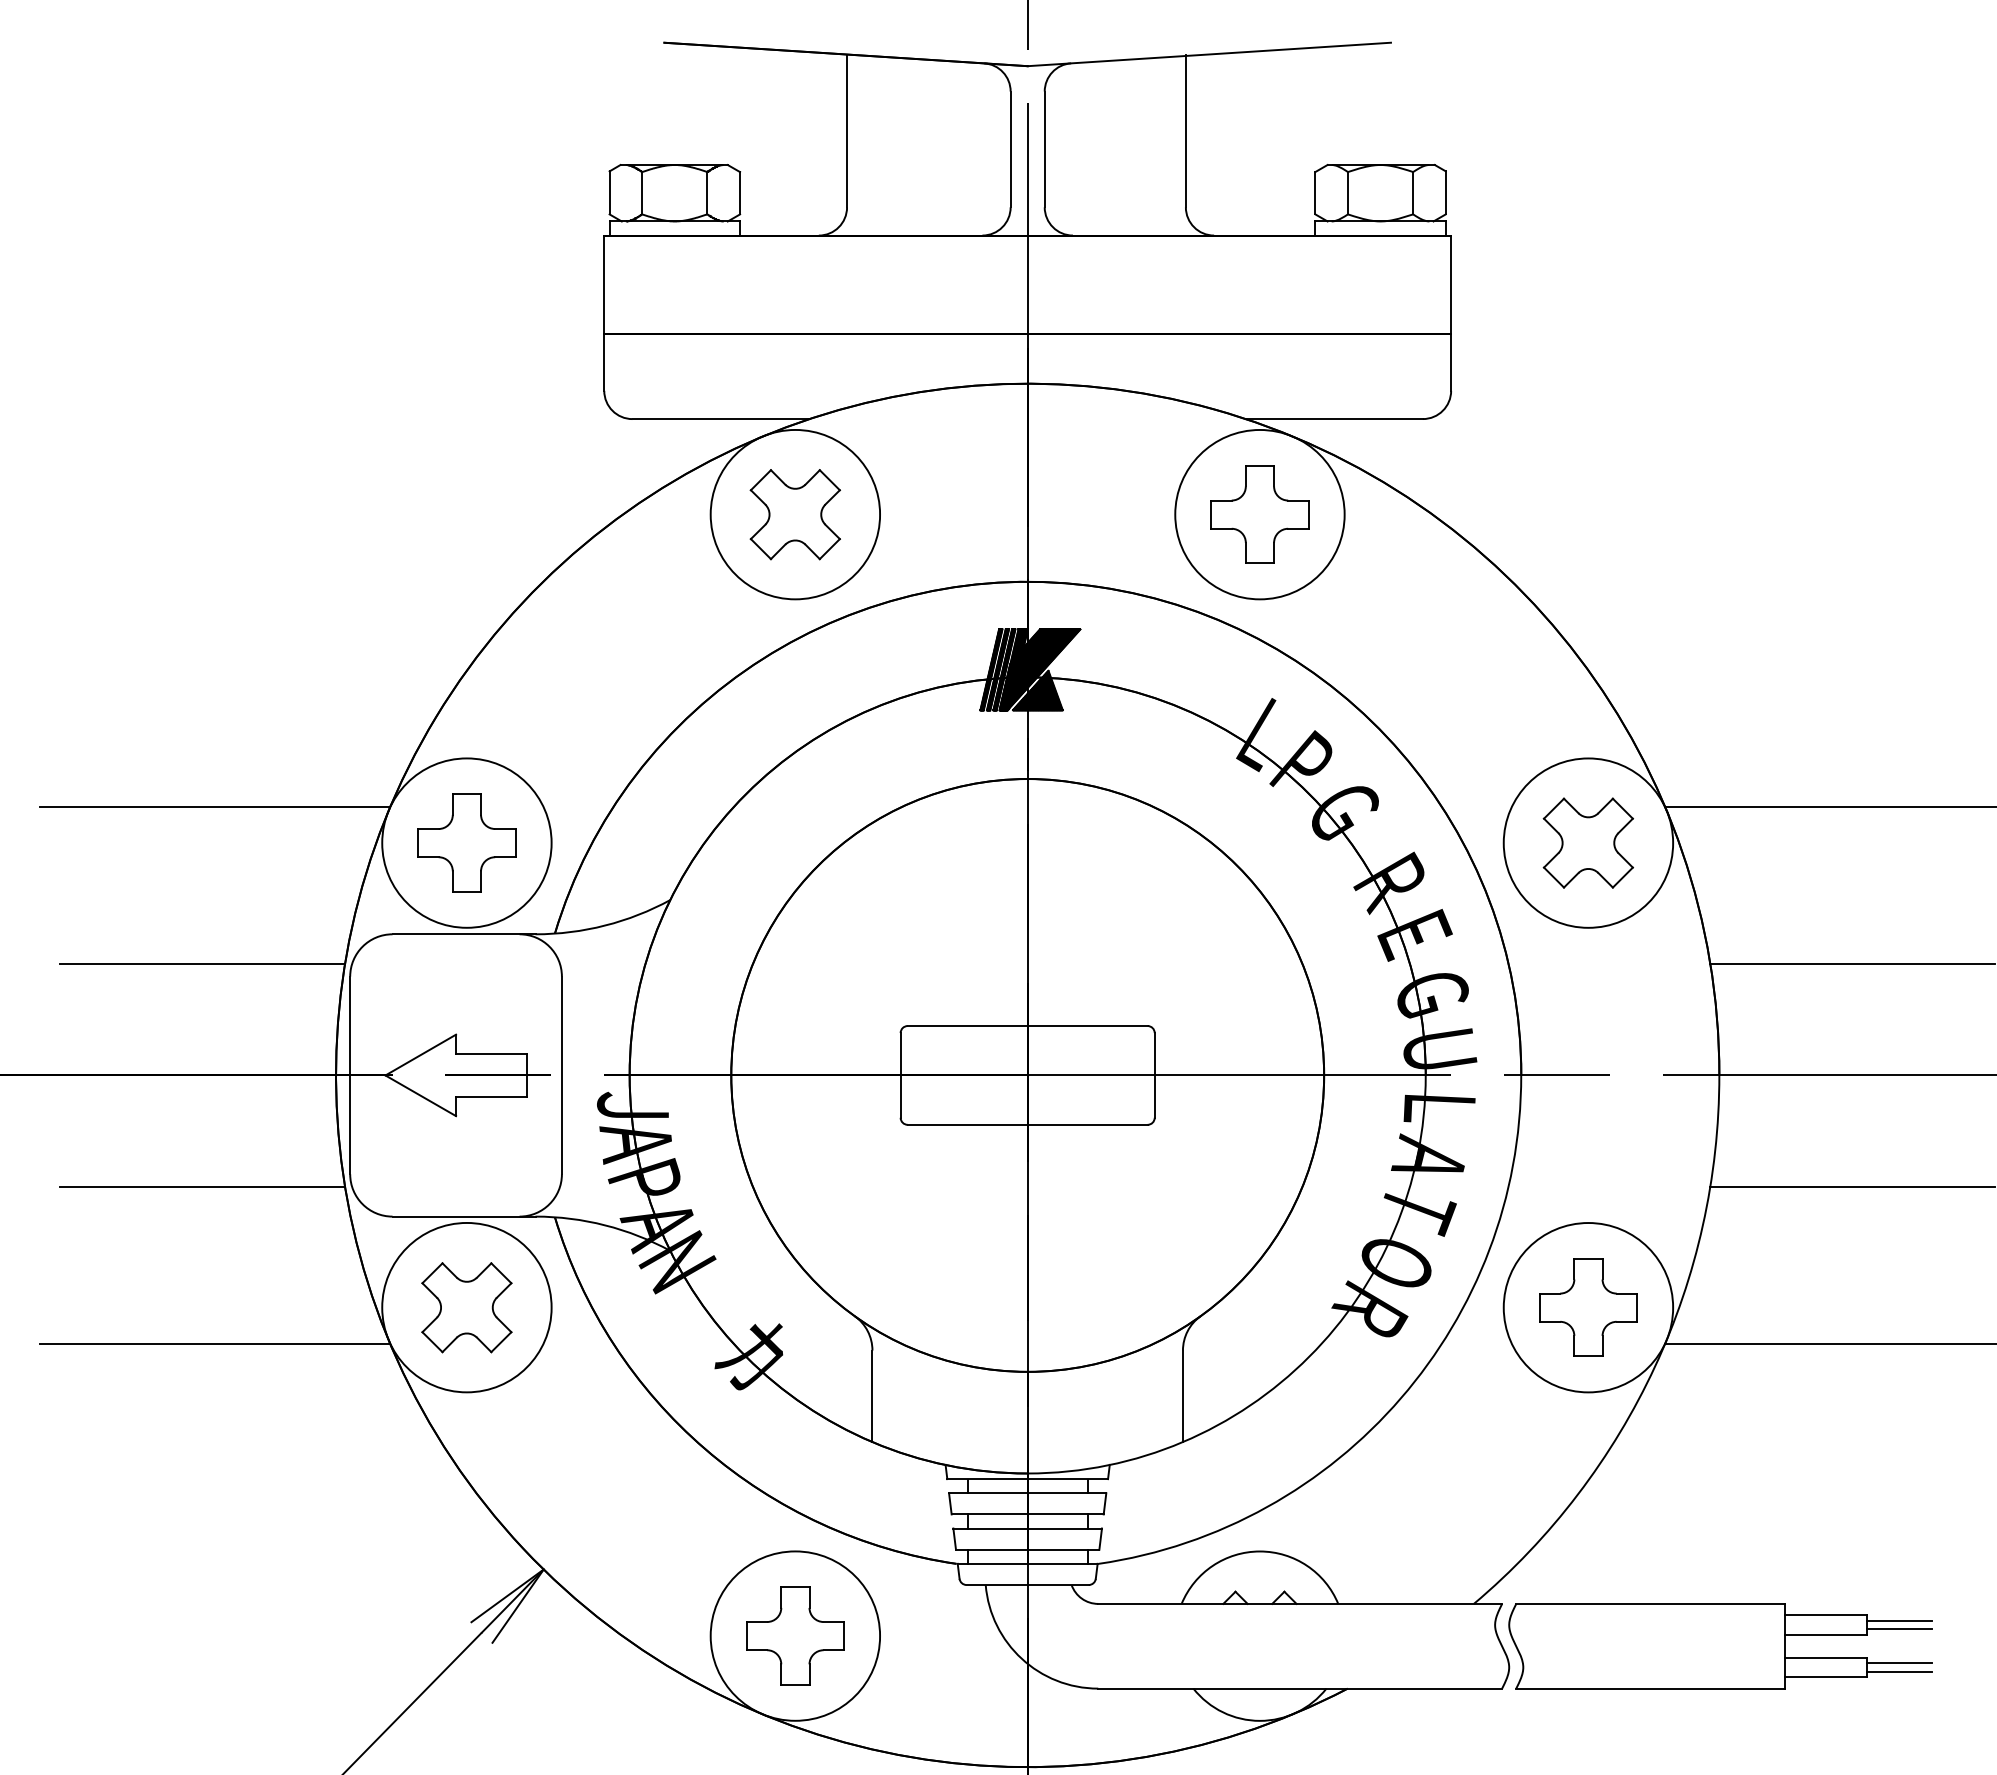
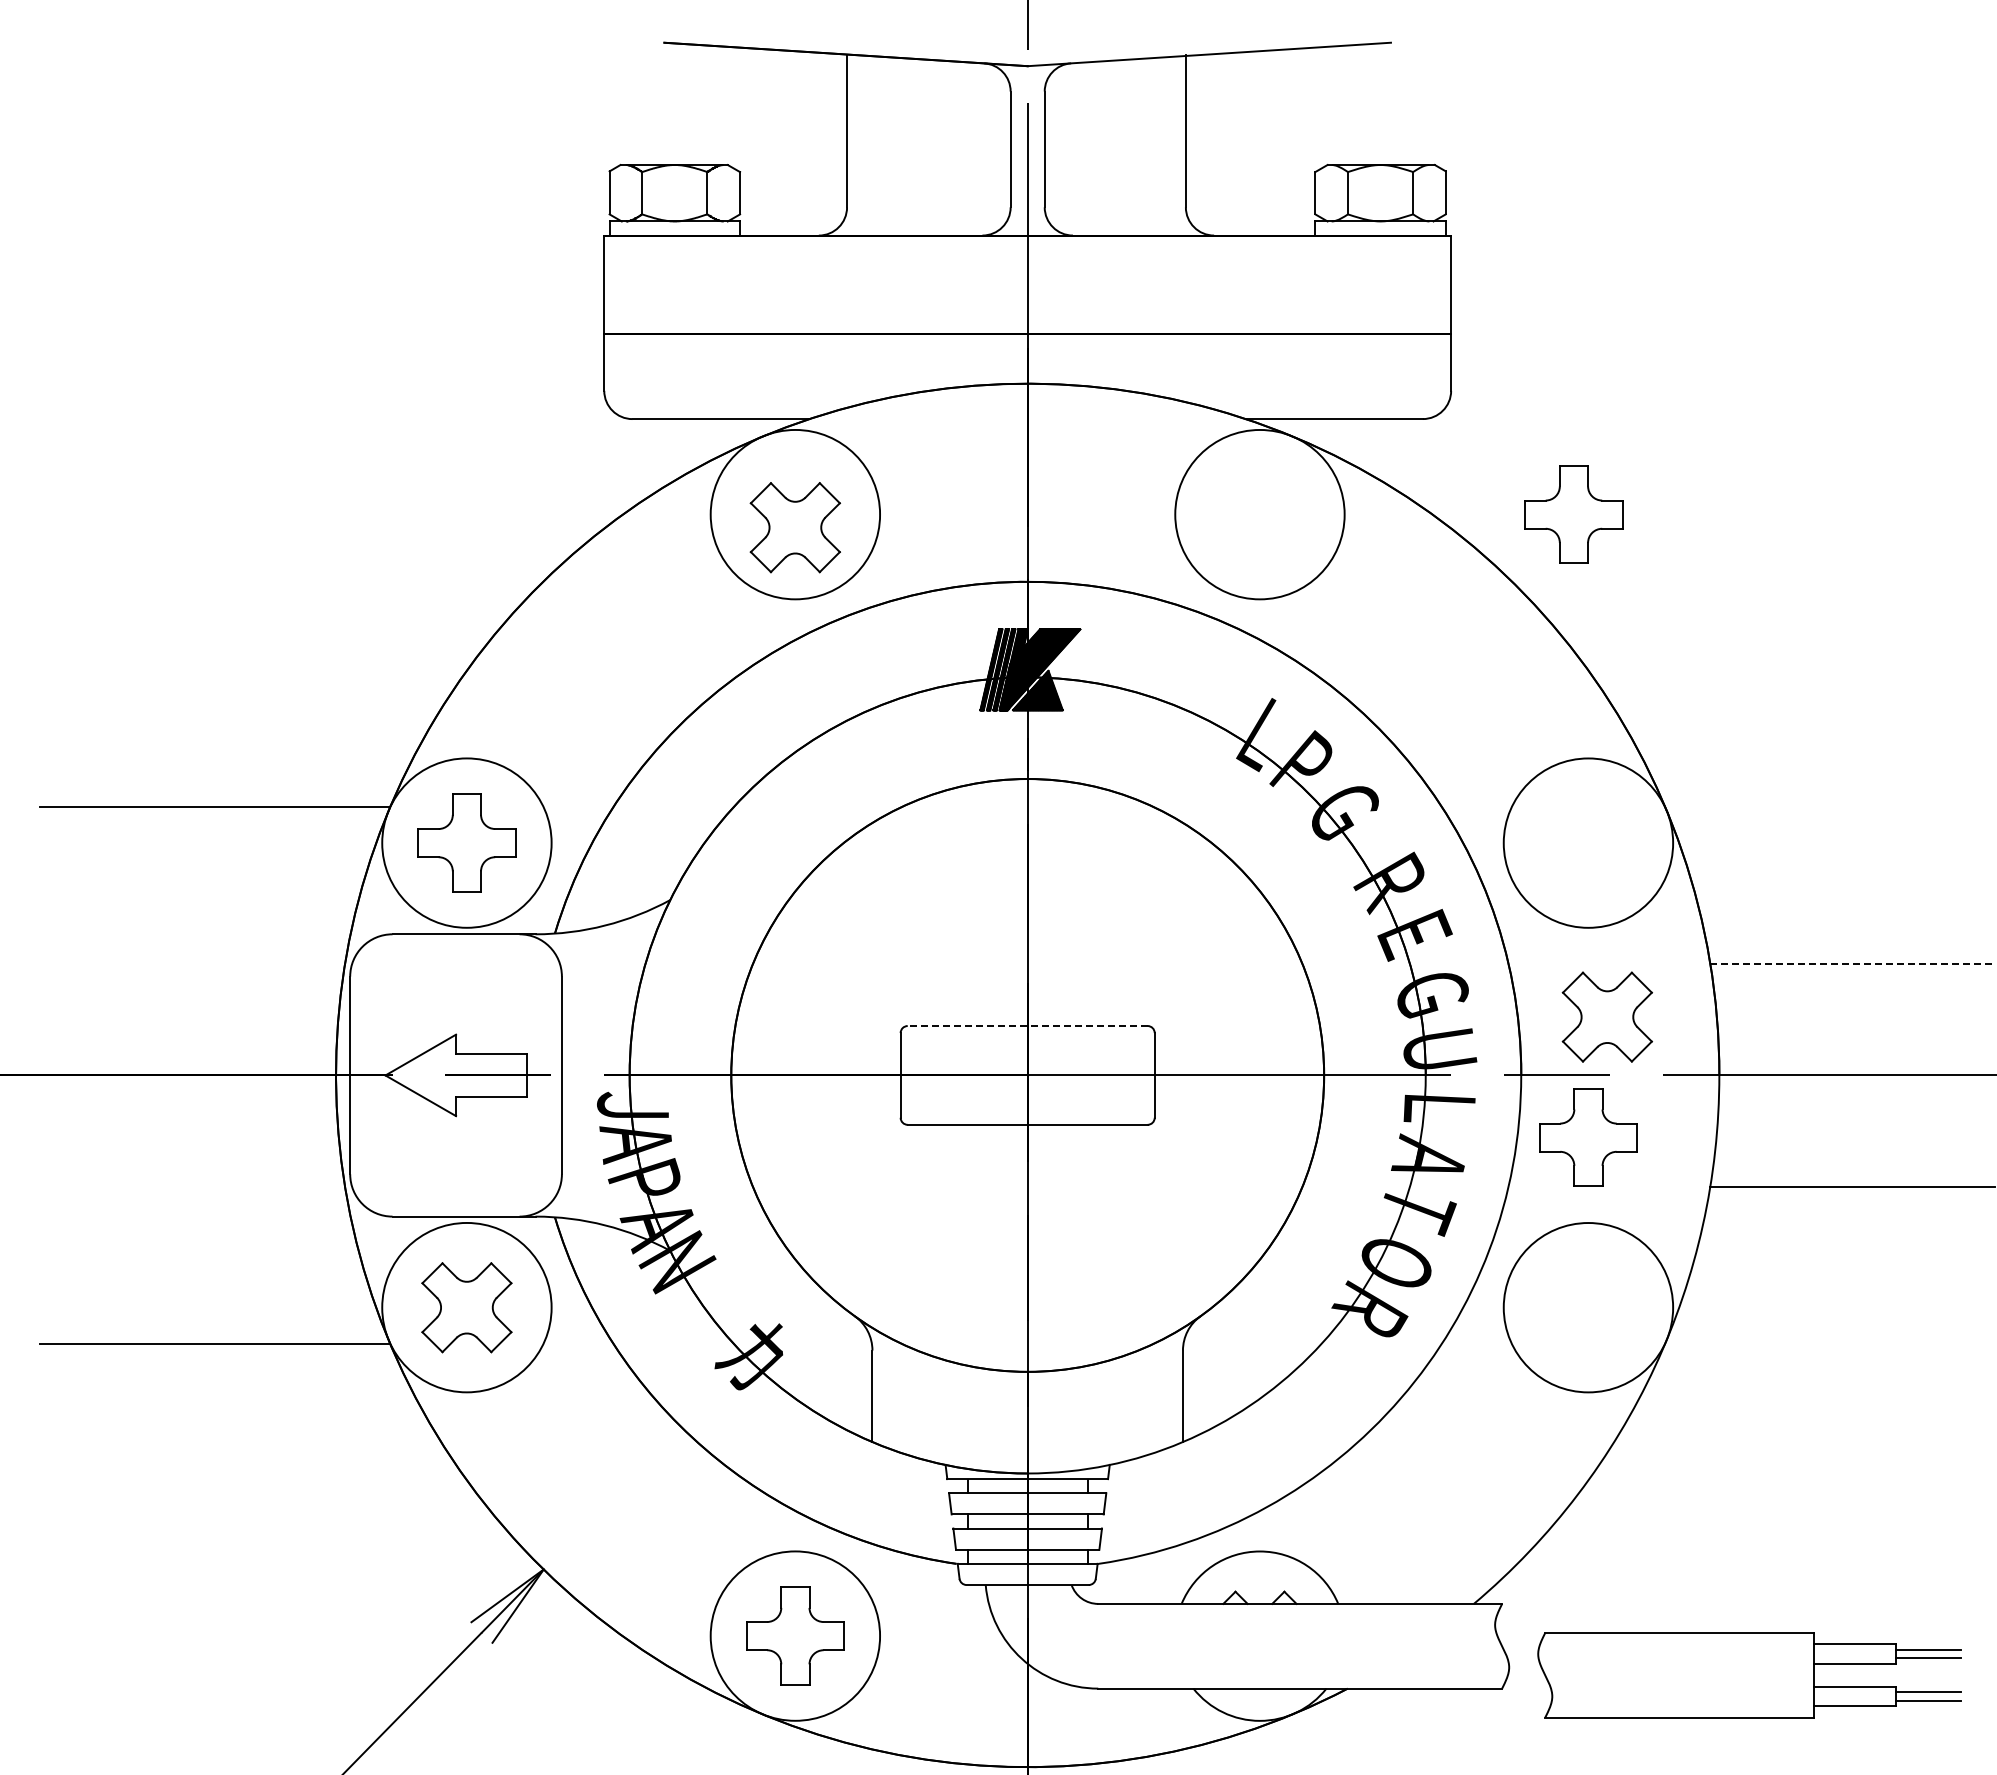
part position: (794, 514) -> (794, 527) (794, 527)
part position: (1259, 514) -> (1573, 514) (1573, 514)
line: present -> none (1829, 807)
part position: (1587, 842) -> (1606, 1016) (1606, 1016)
line: present -> none (202, 963)
line: solid -> dashed (1852, 963)
line: solid -> dashed (1027, 1026)
line: present -> none (202, 1186)
part position: (1588, 1307) -> (1588, 1137) (1588, 1137)
line: present -> none (1829, 1343)
part position: (1720, 1646) -> (1749, 1675) (1749, 1675)
